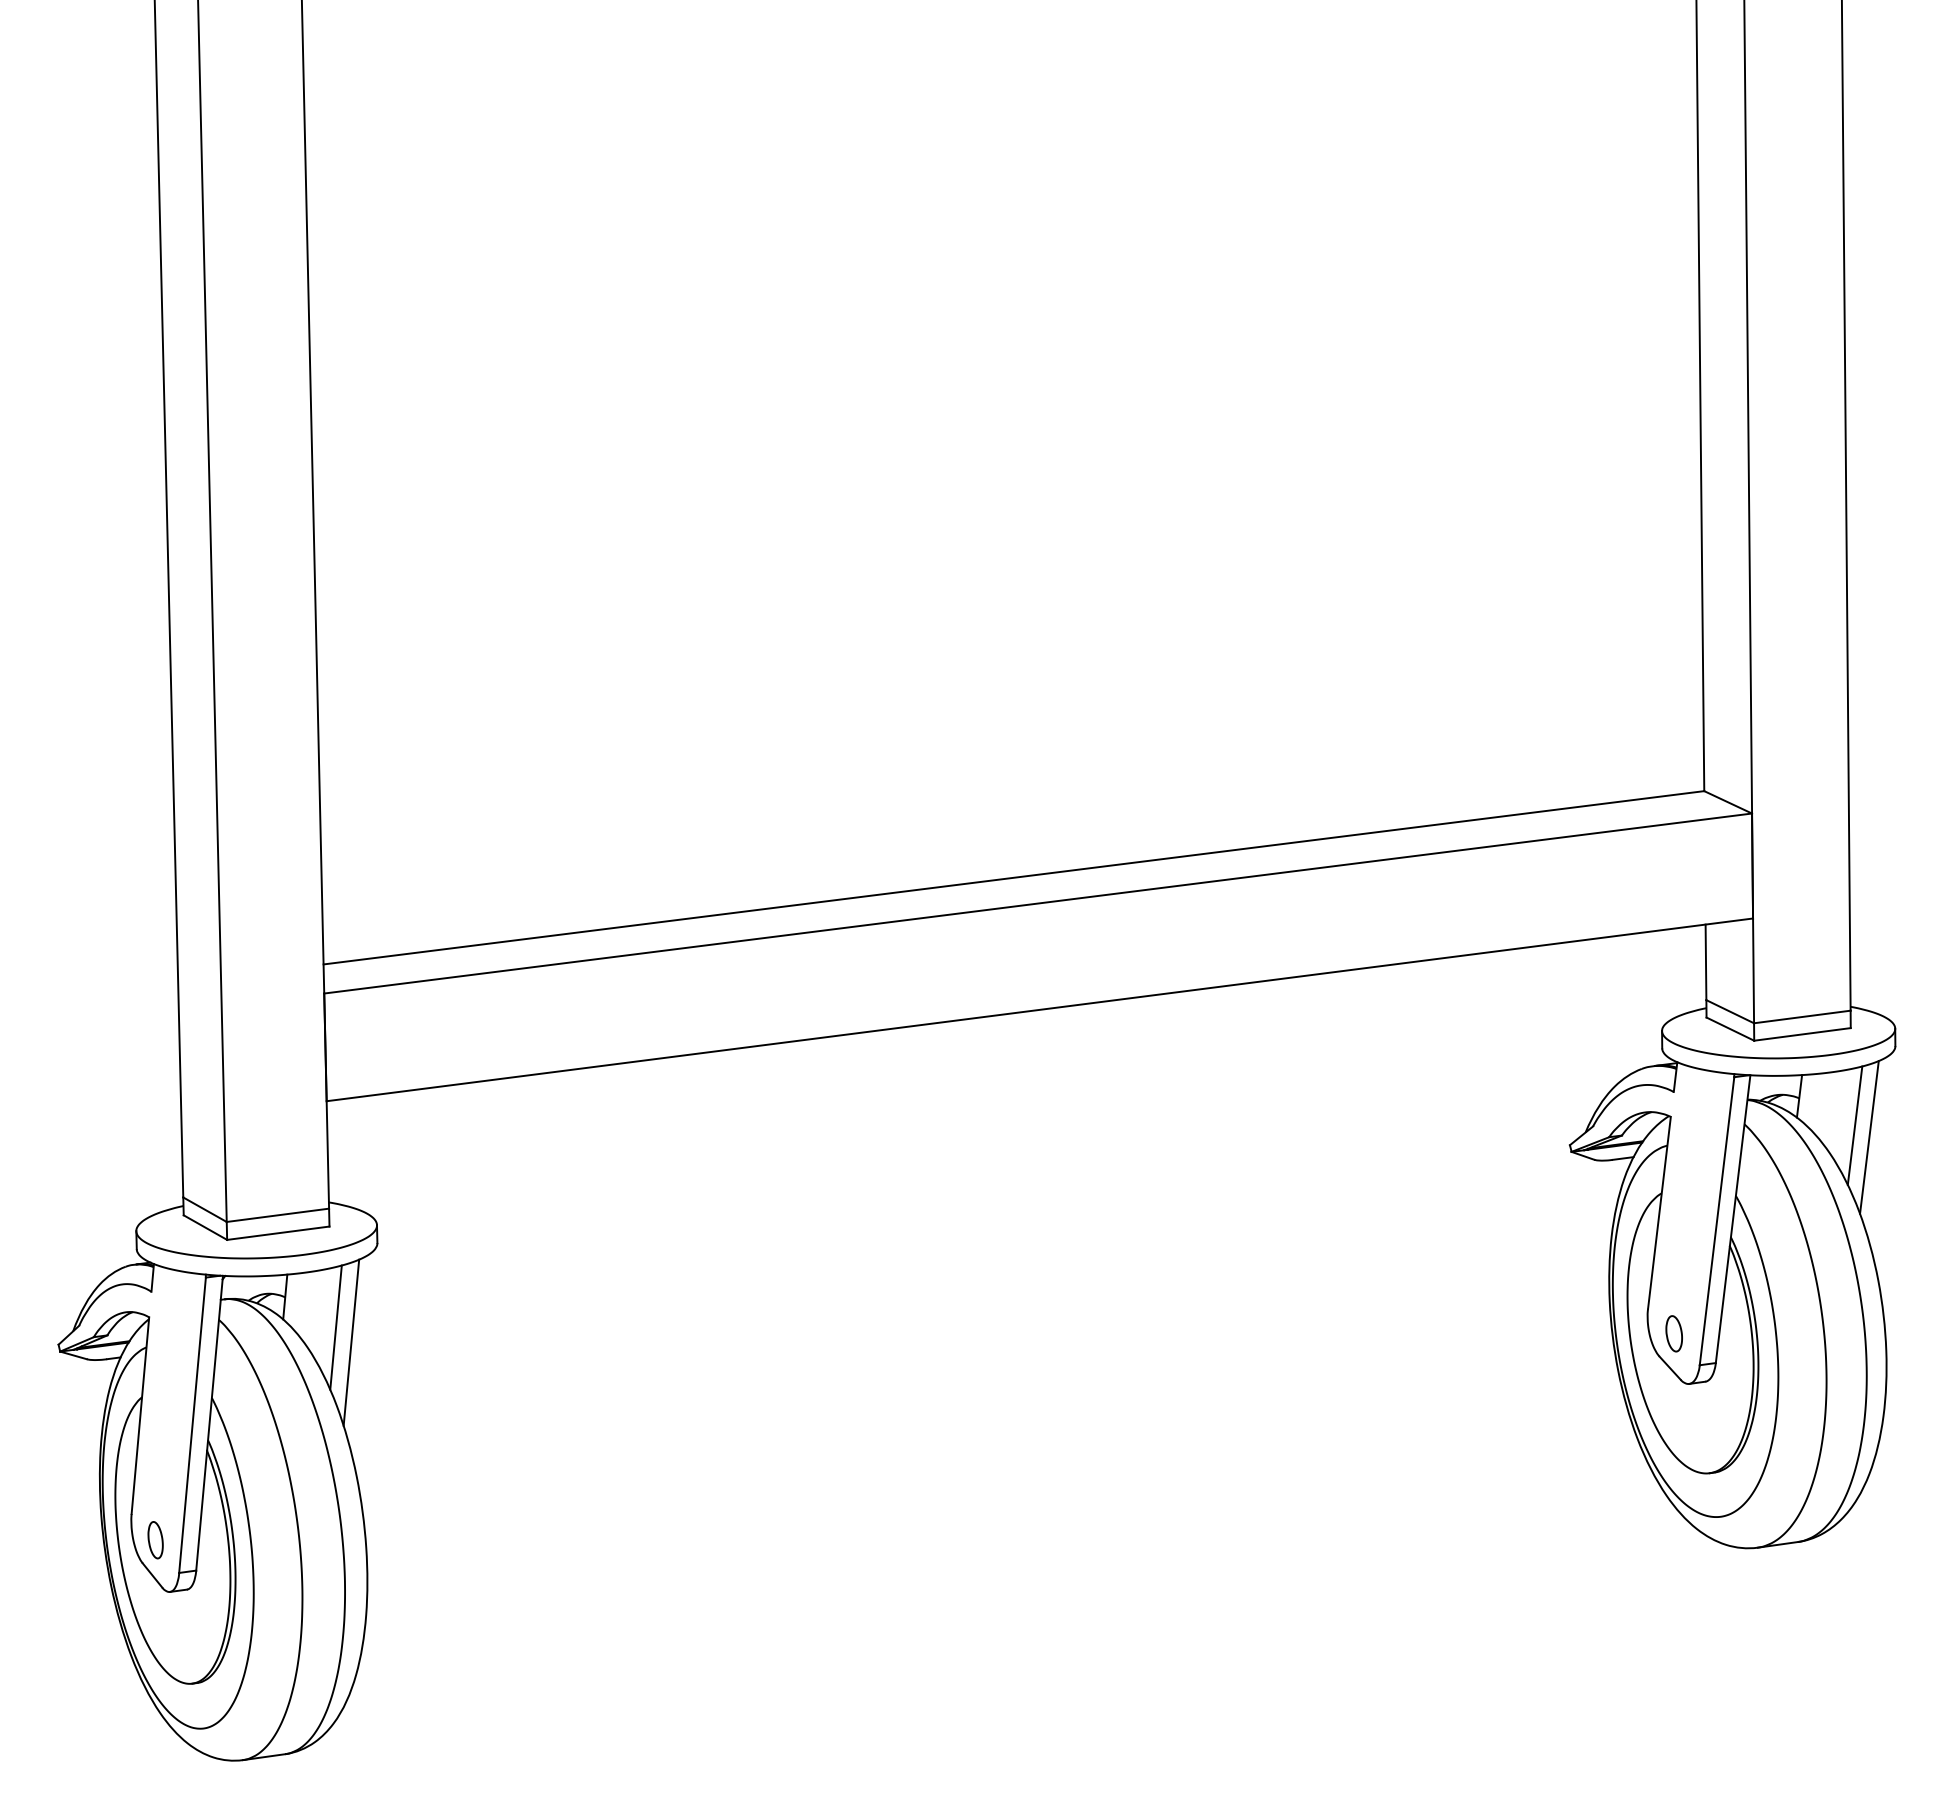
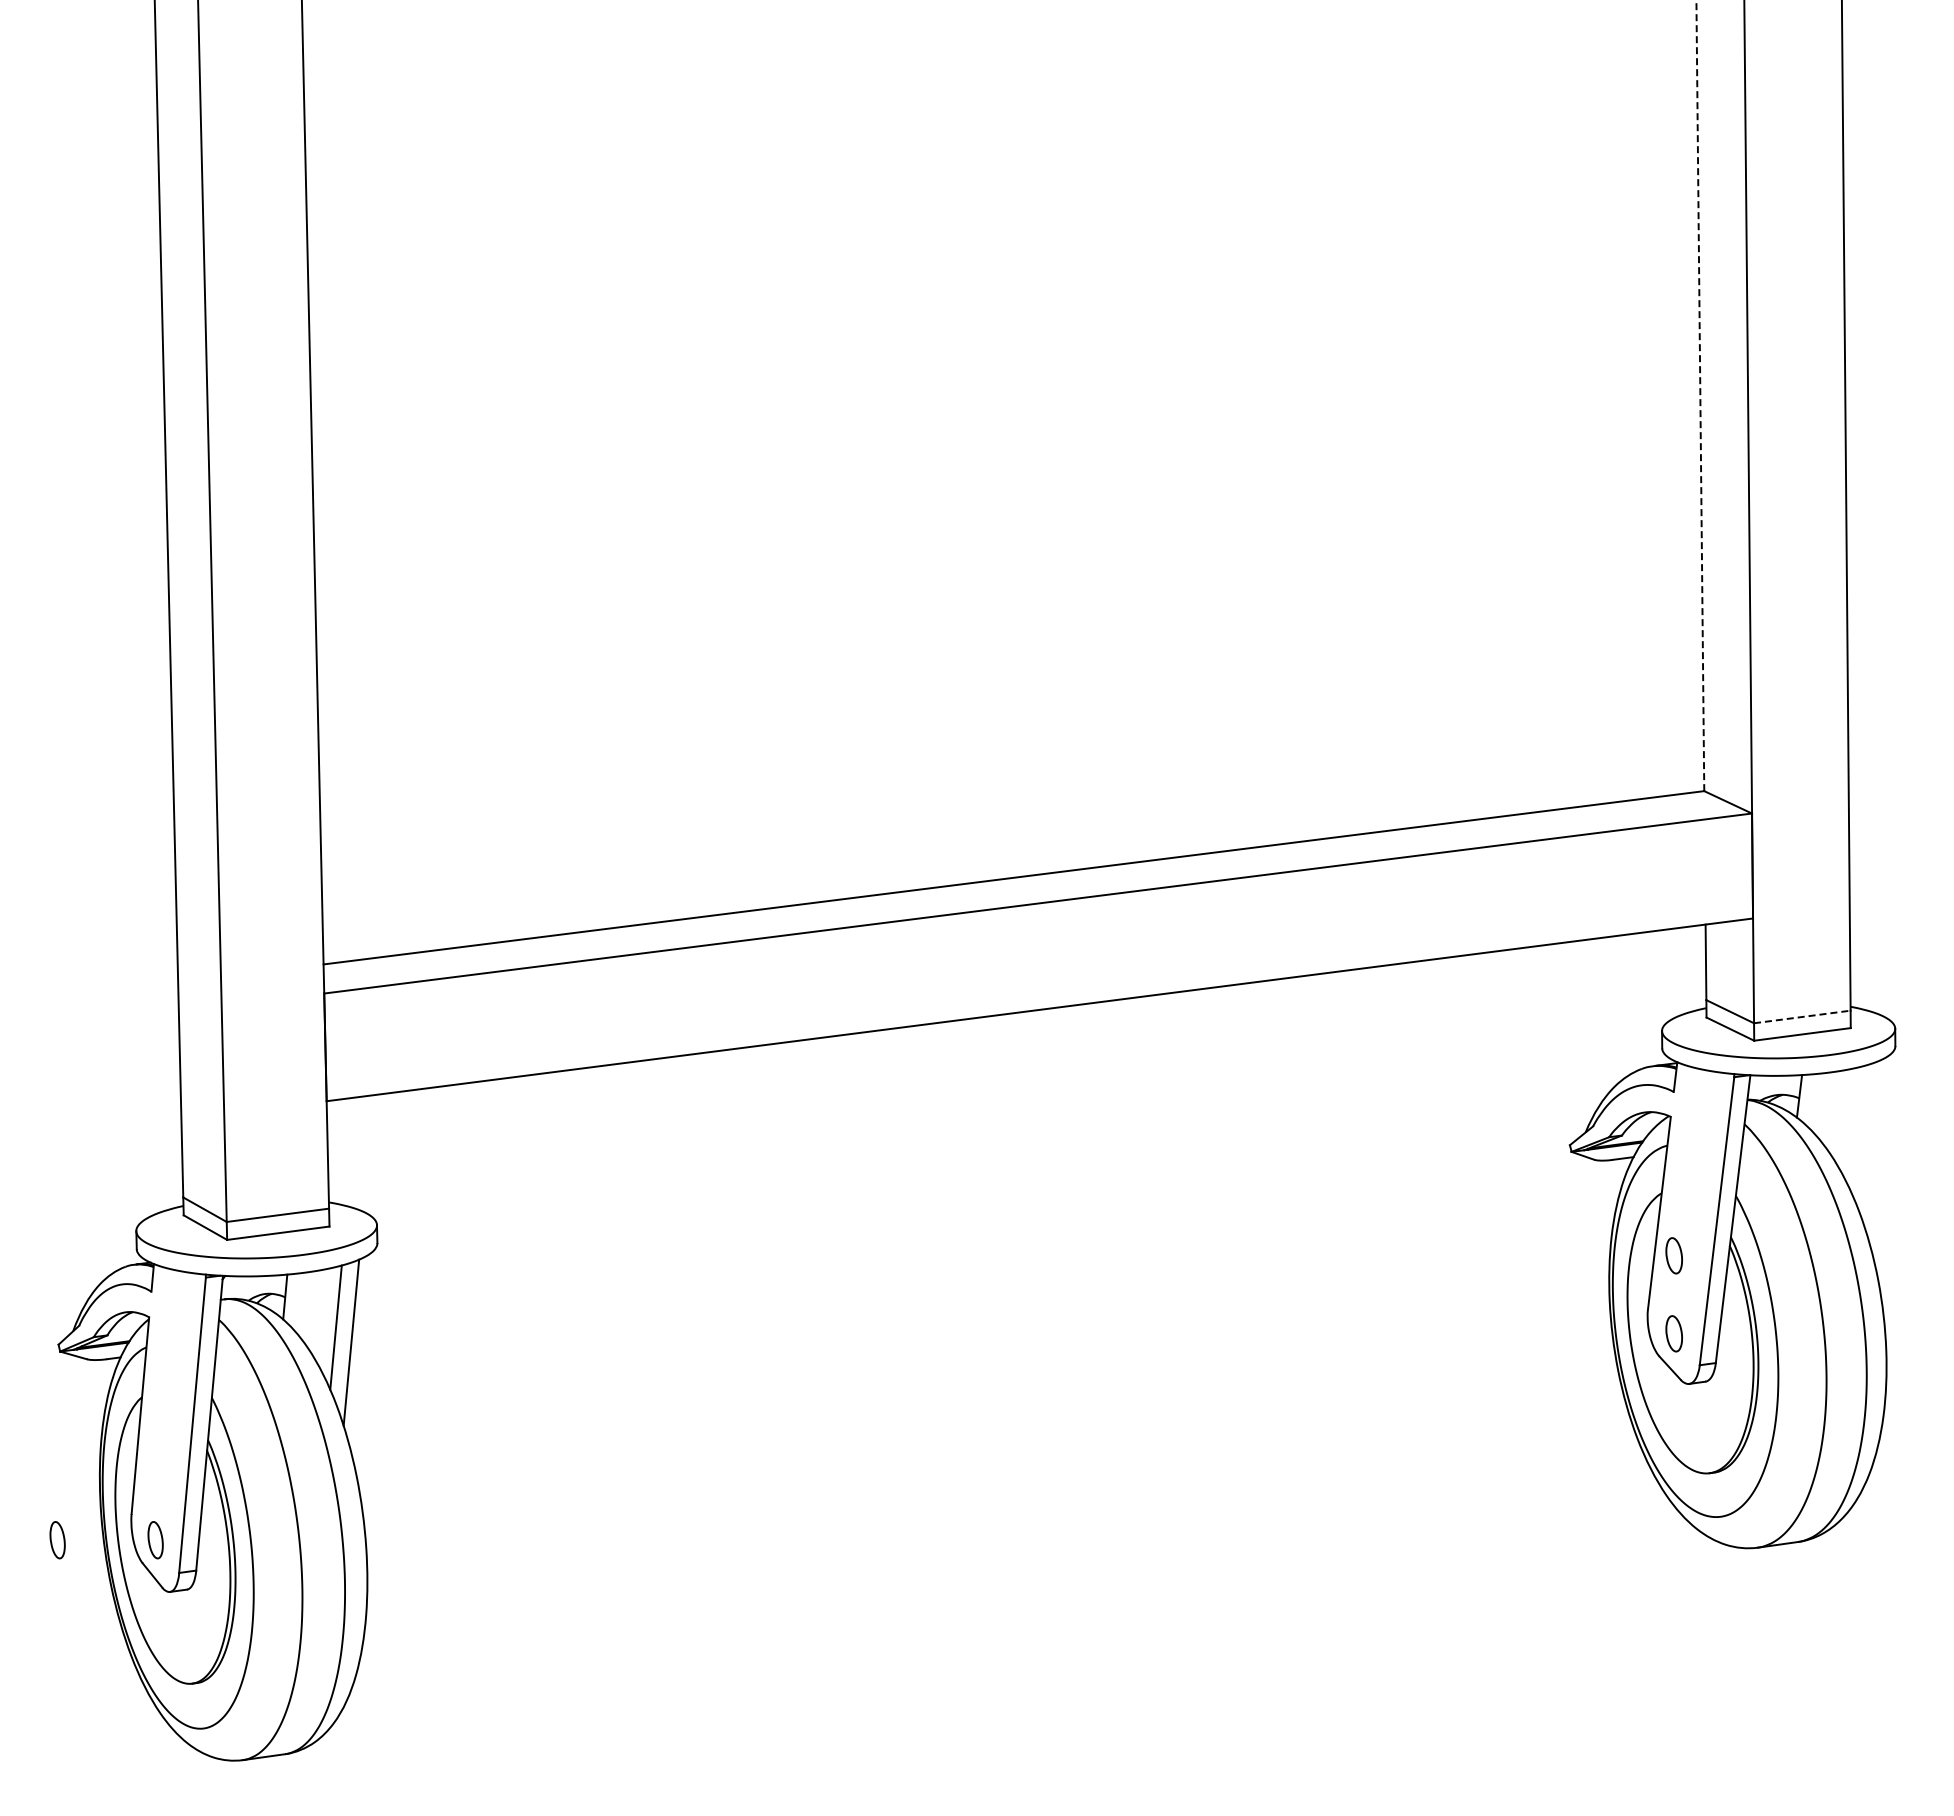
line: solid -> dashed (1700, 395)
line: solid -> dashed (1802, 1016)
line: present -> none (1854, 1125)
line: present -> none (1869, 1137)
part: none -> present (1673, 1255)
part: none -> present (57, 1540)
